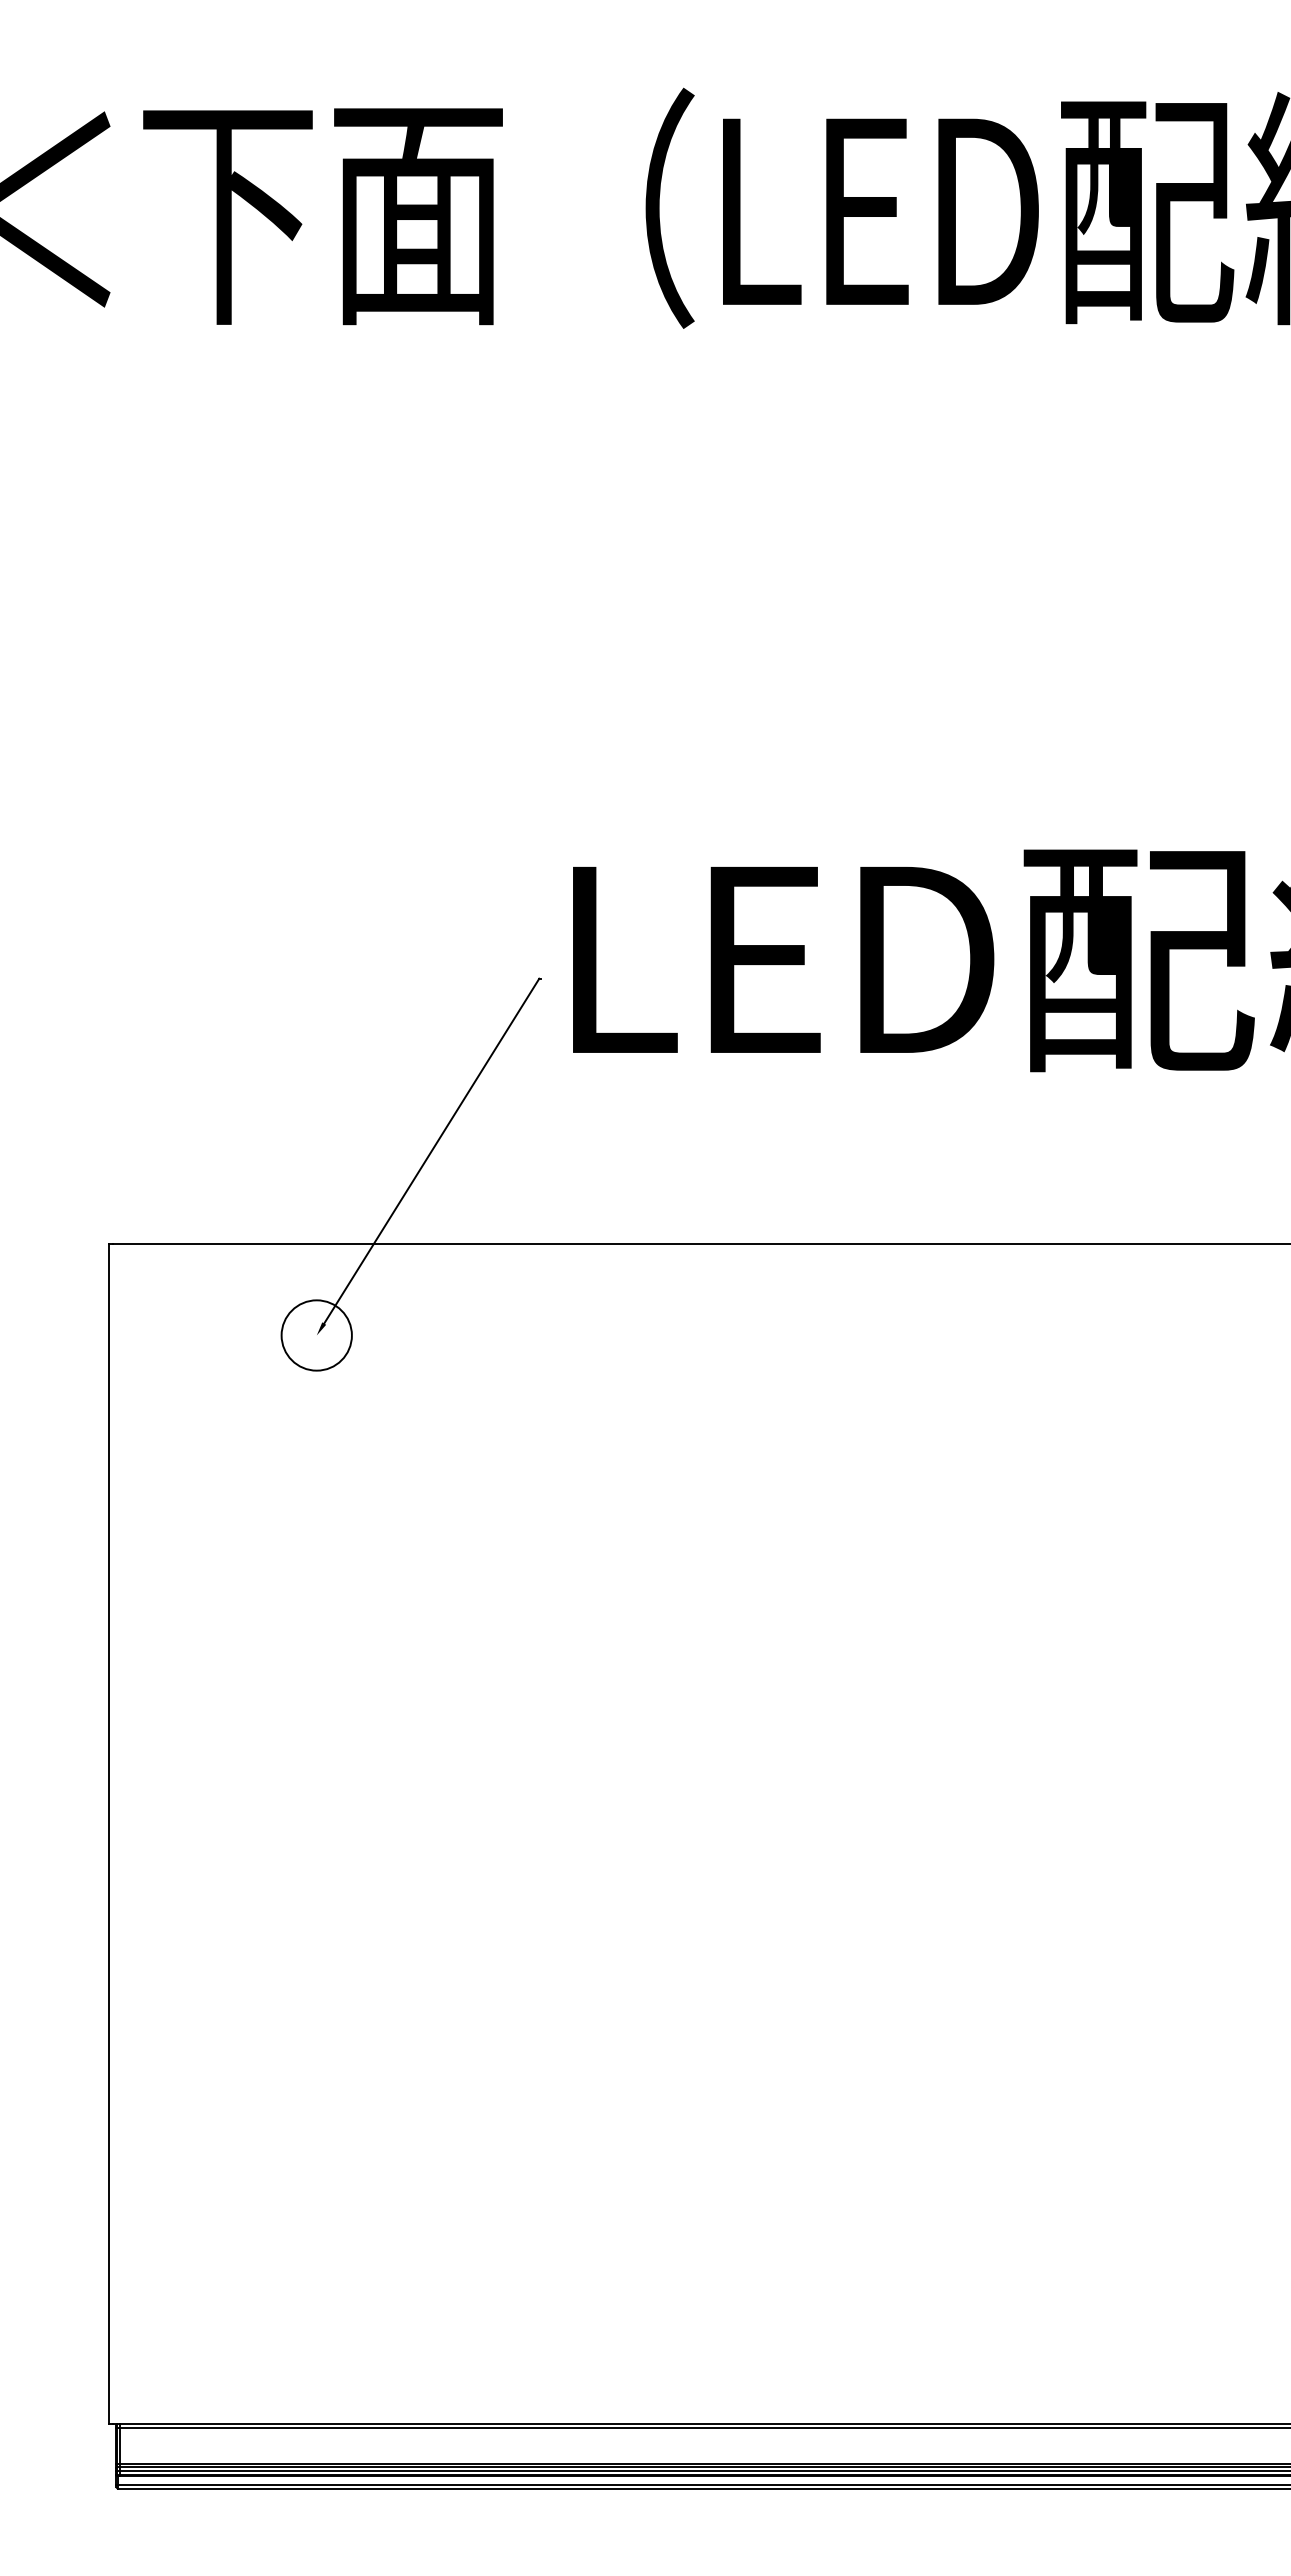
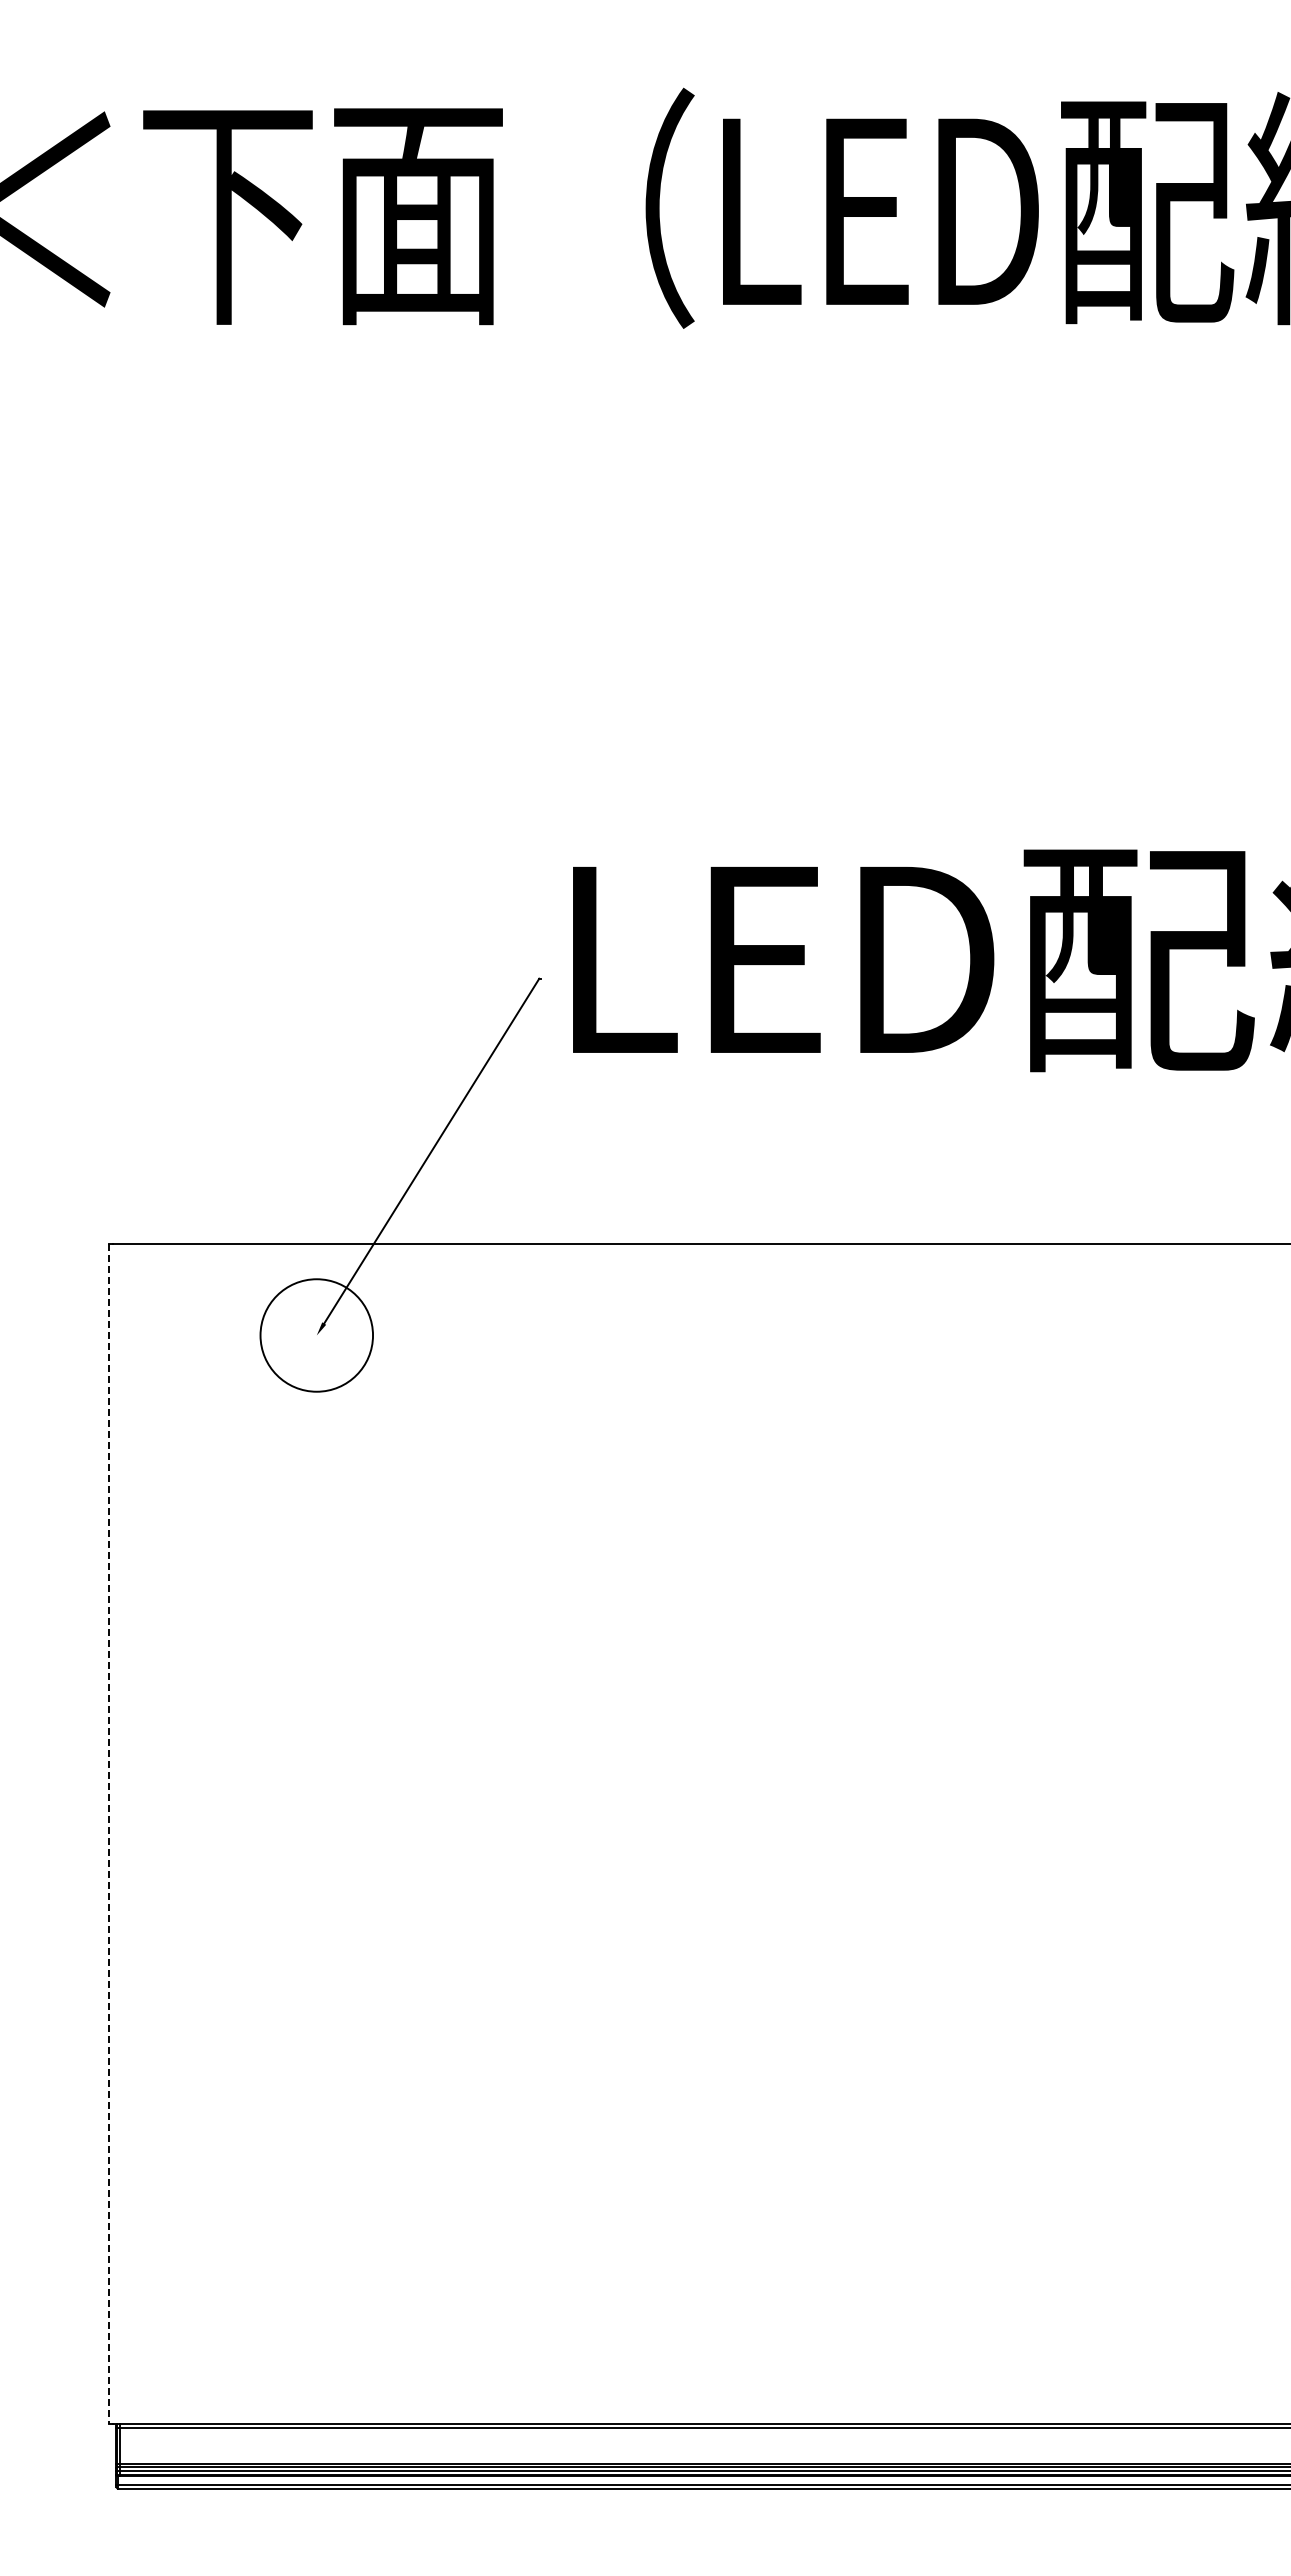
circle diameter: 70 px -> 112 px (316, 1335)
line: solid -> dashed (109, 1834)
